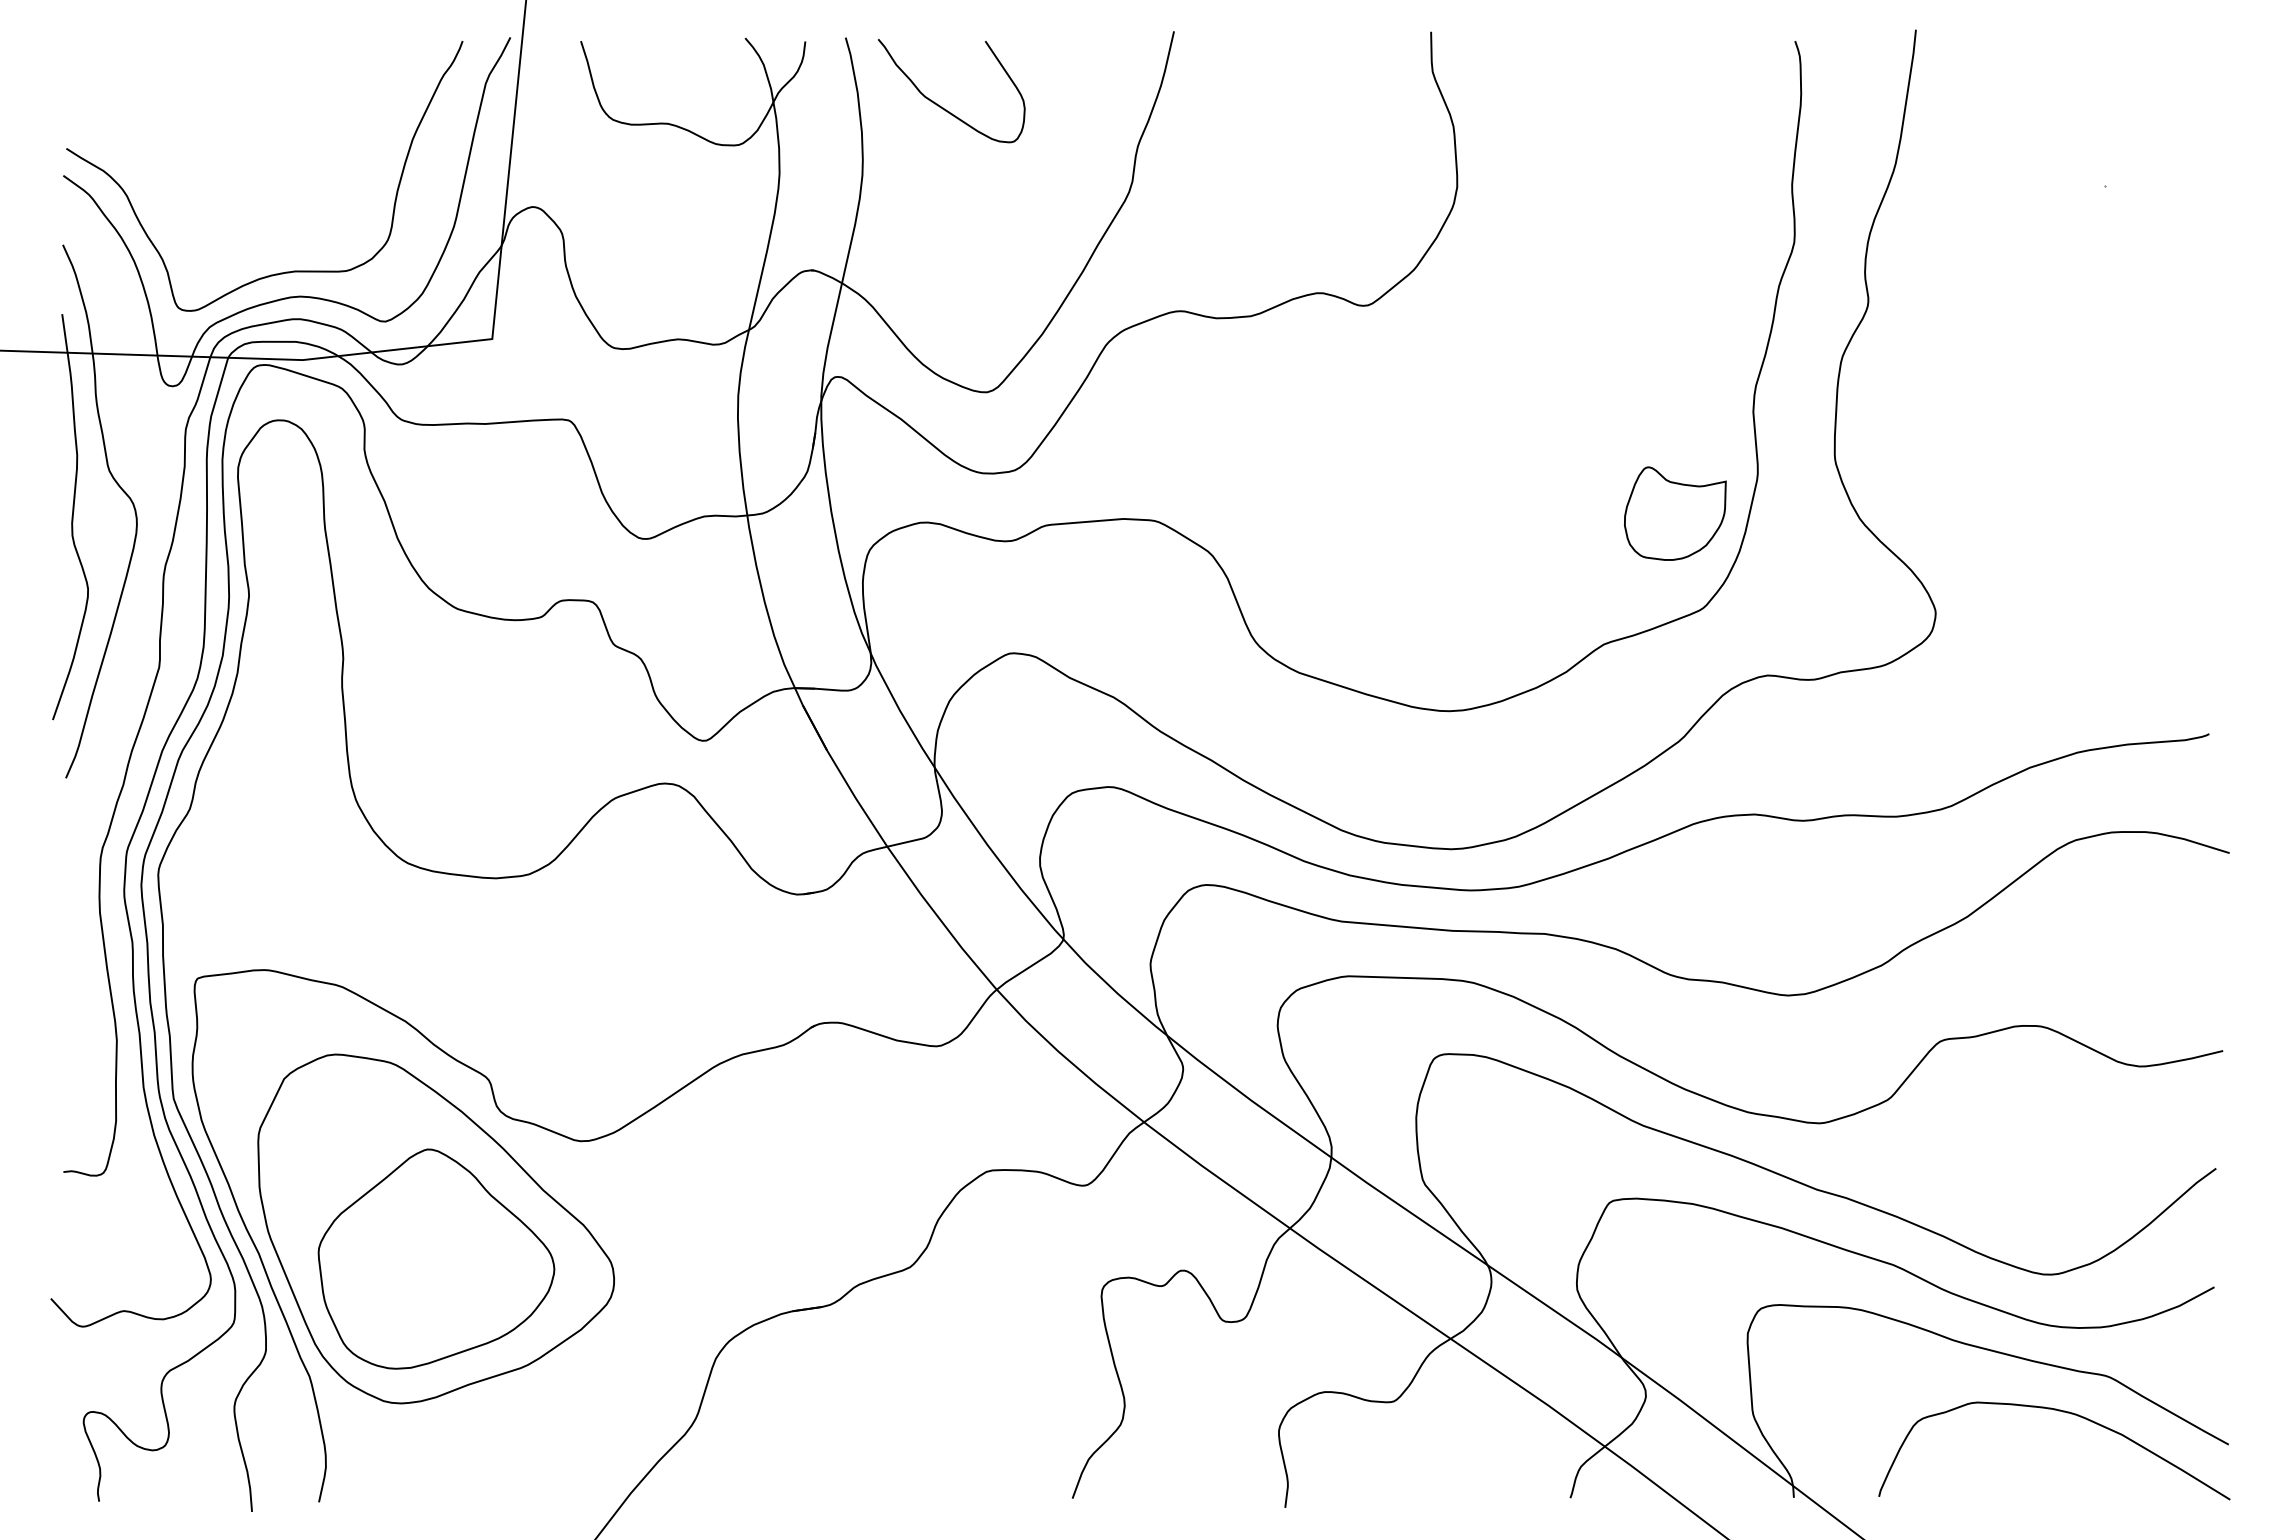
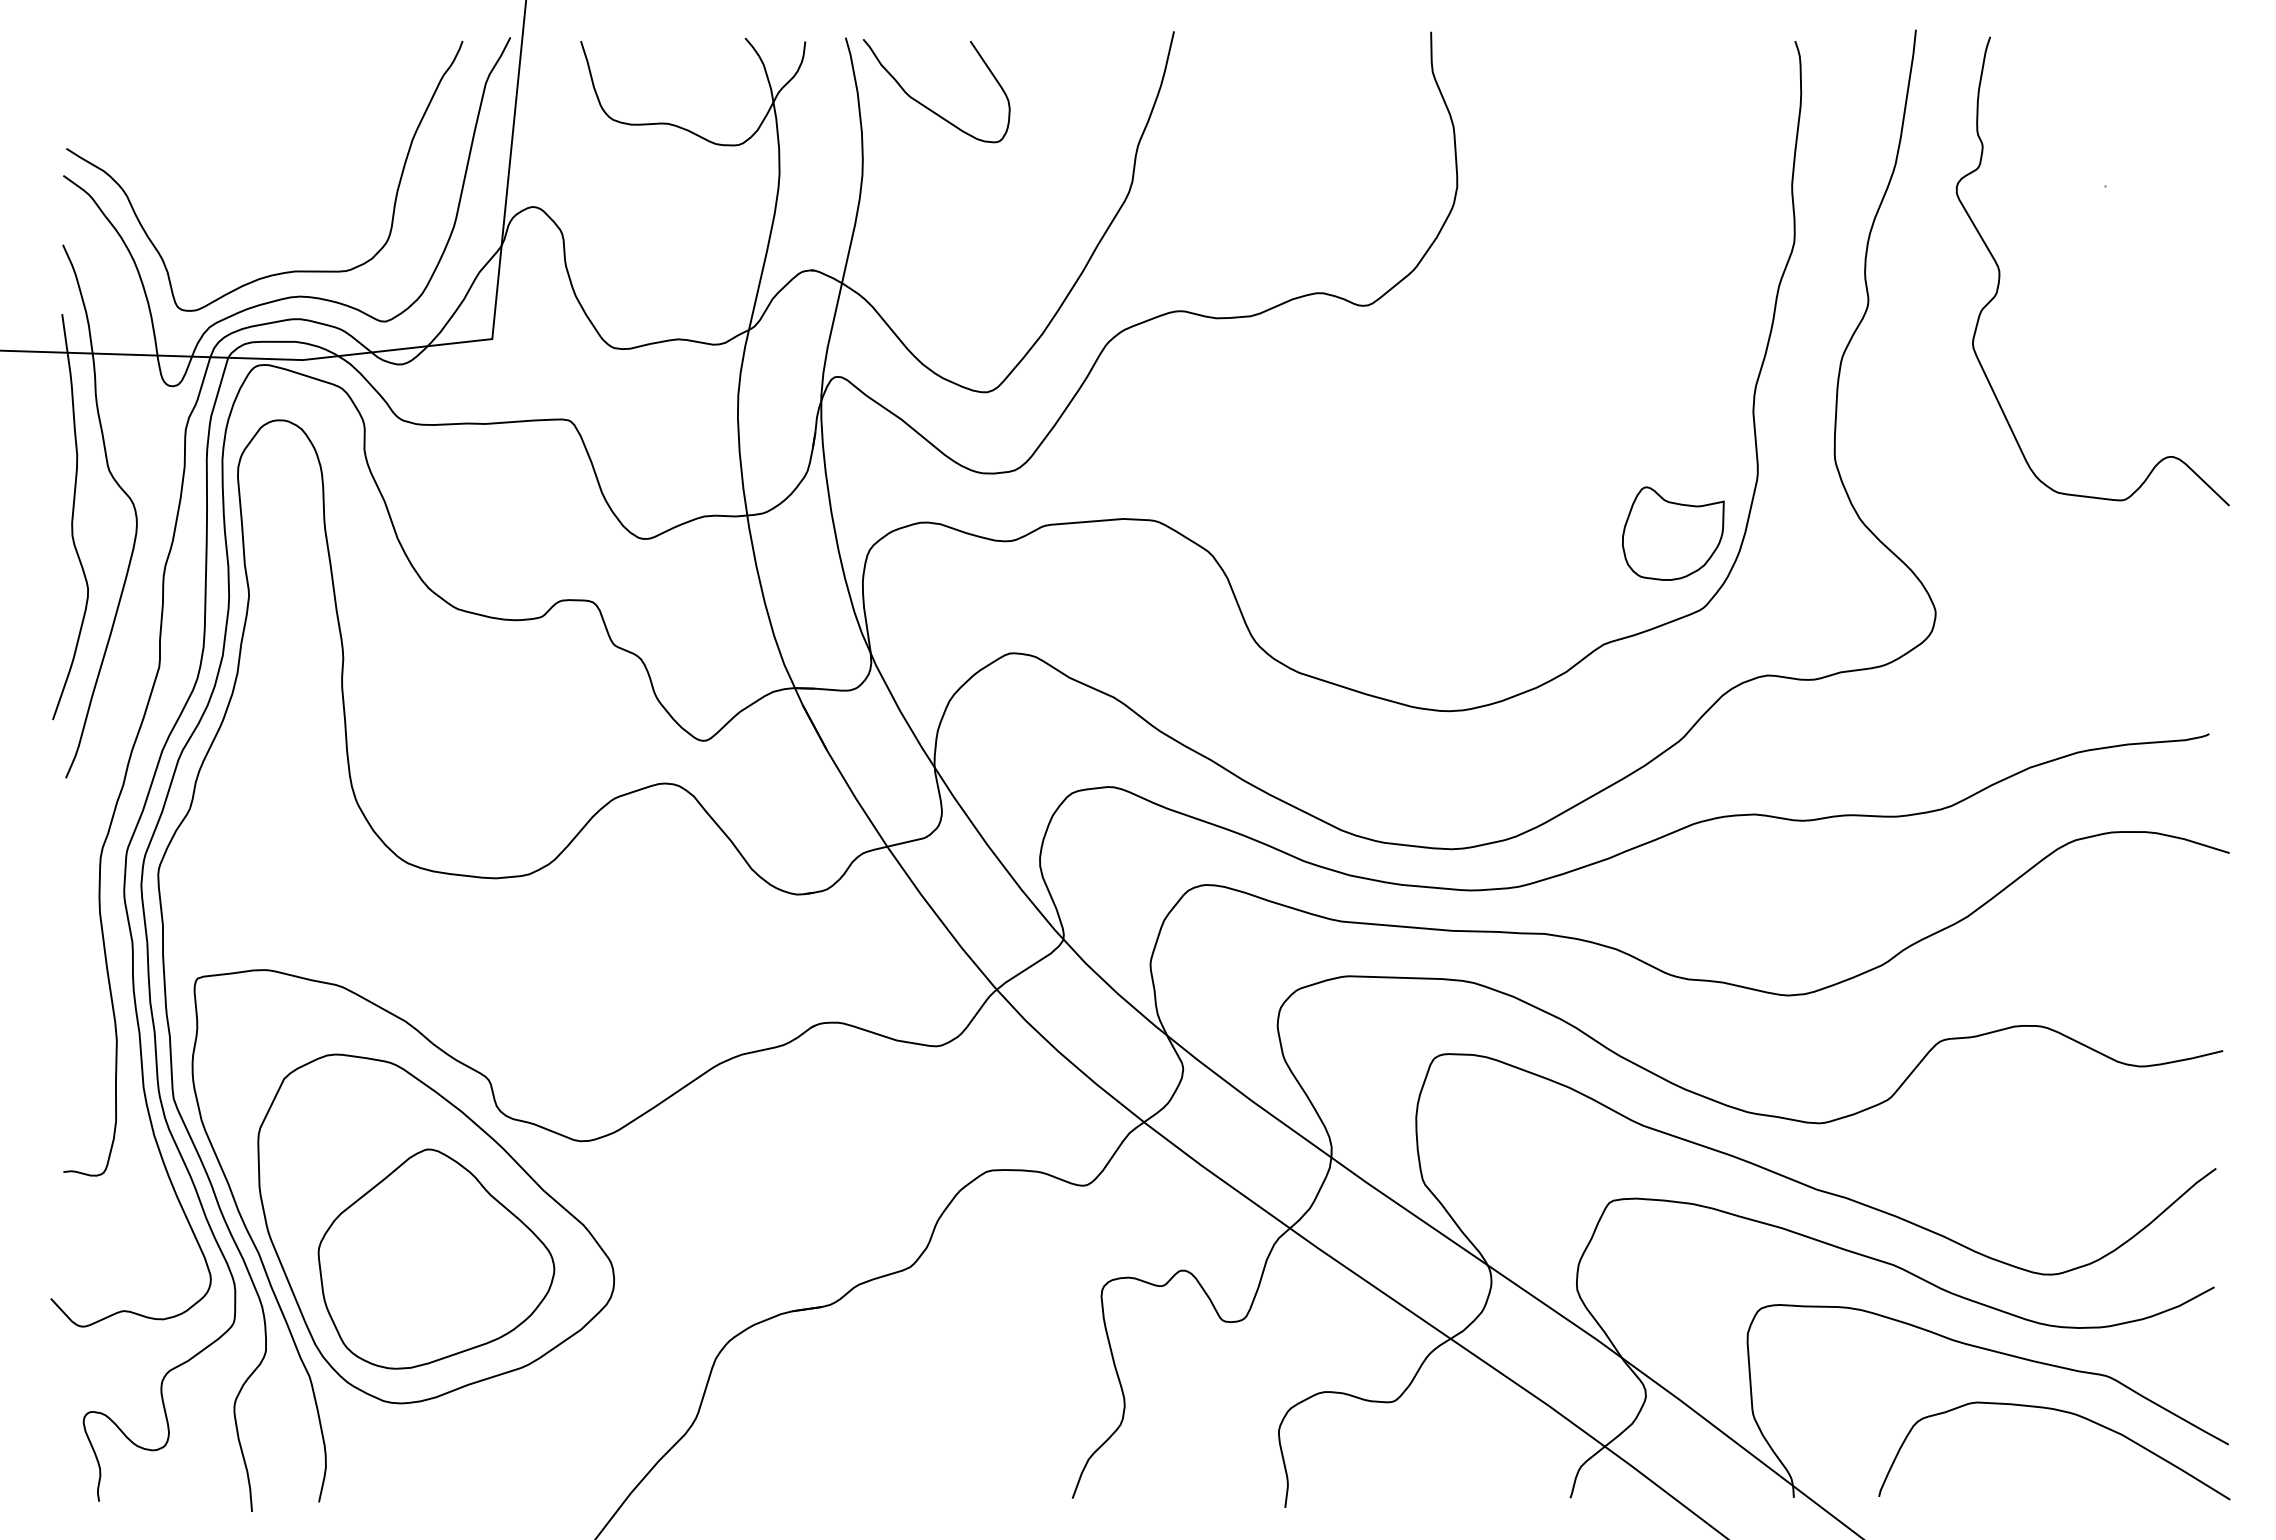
curve position: (940, 105) -> (925, 105) (925, 105)
curve: none -> present (2000, 271)
part position: (1675, 513) -> (1673, 533) (1673, 533)
